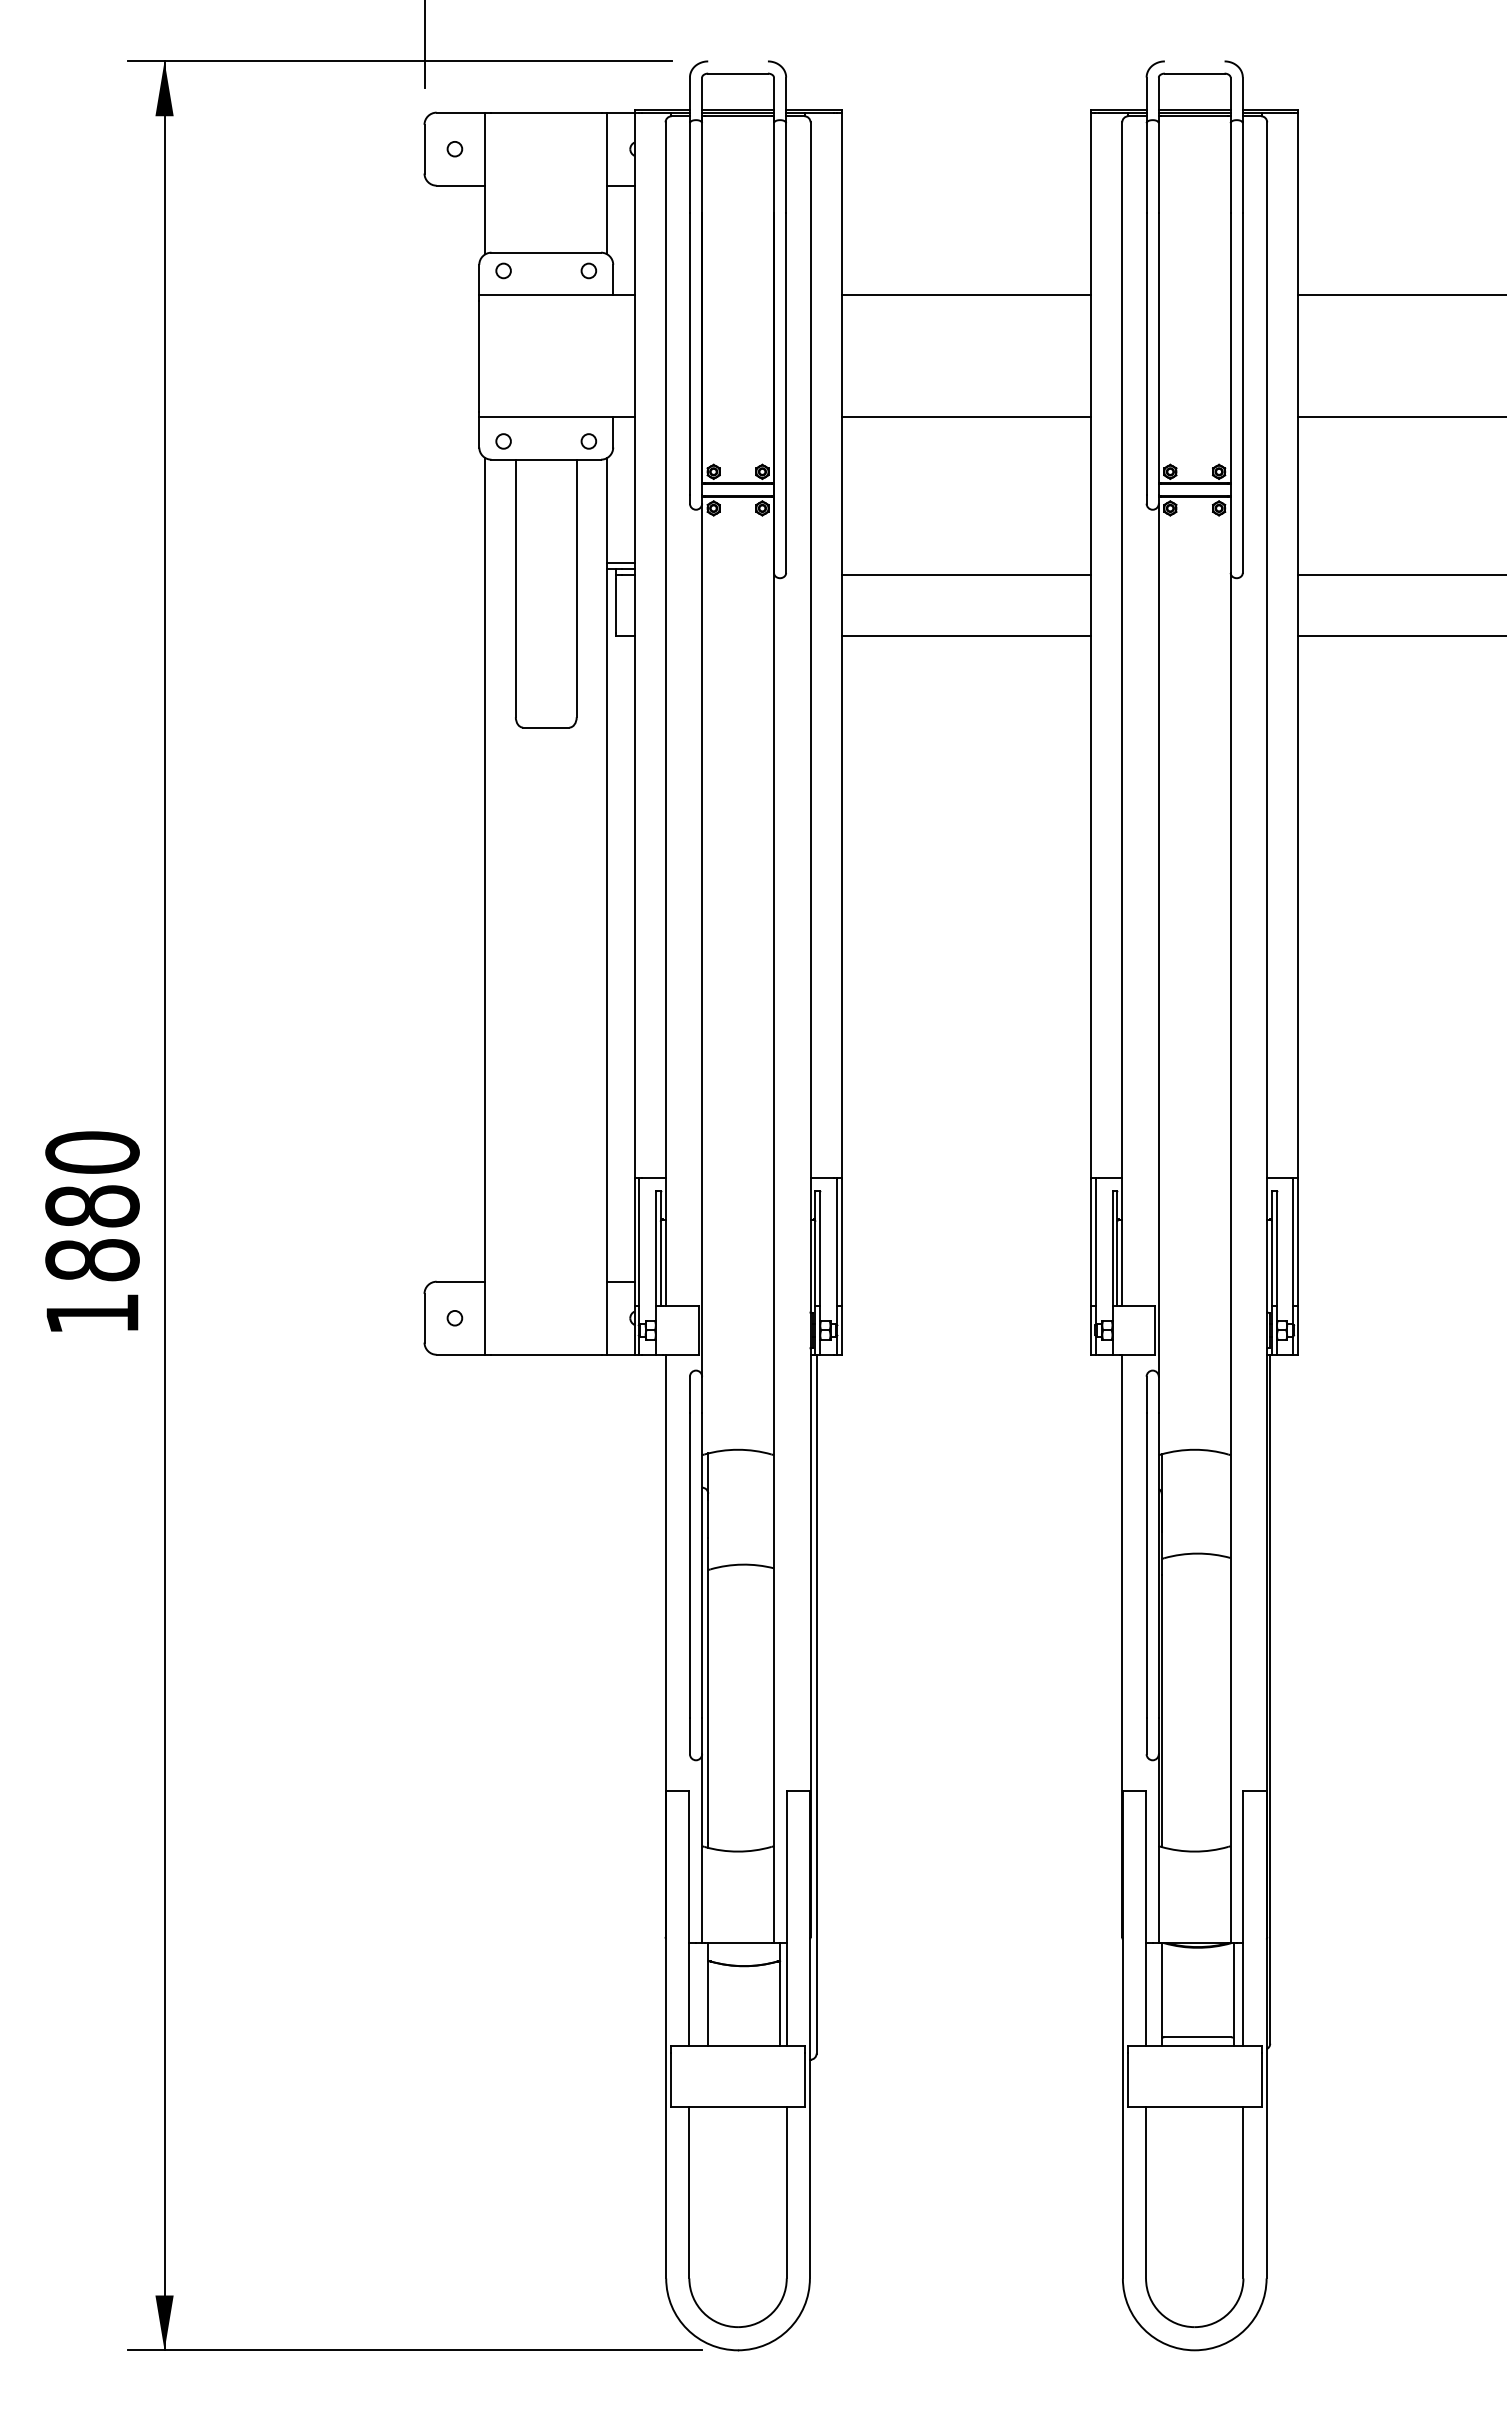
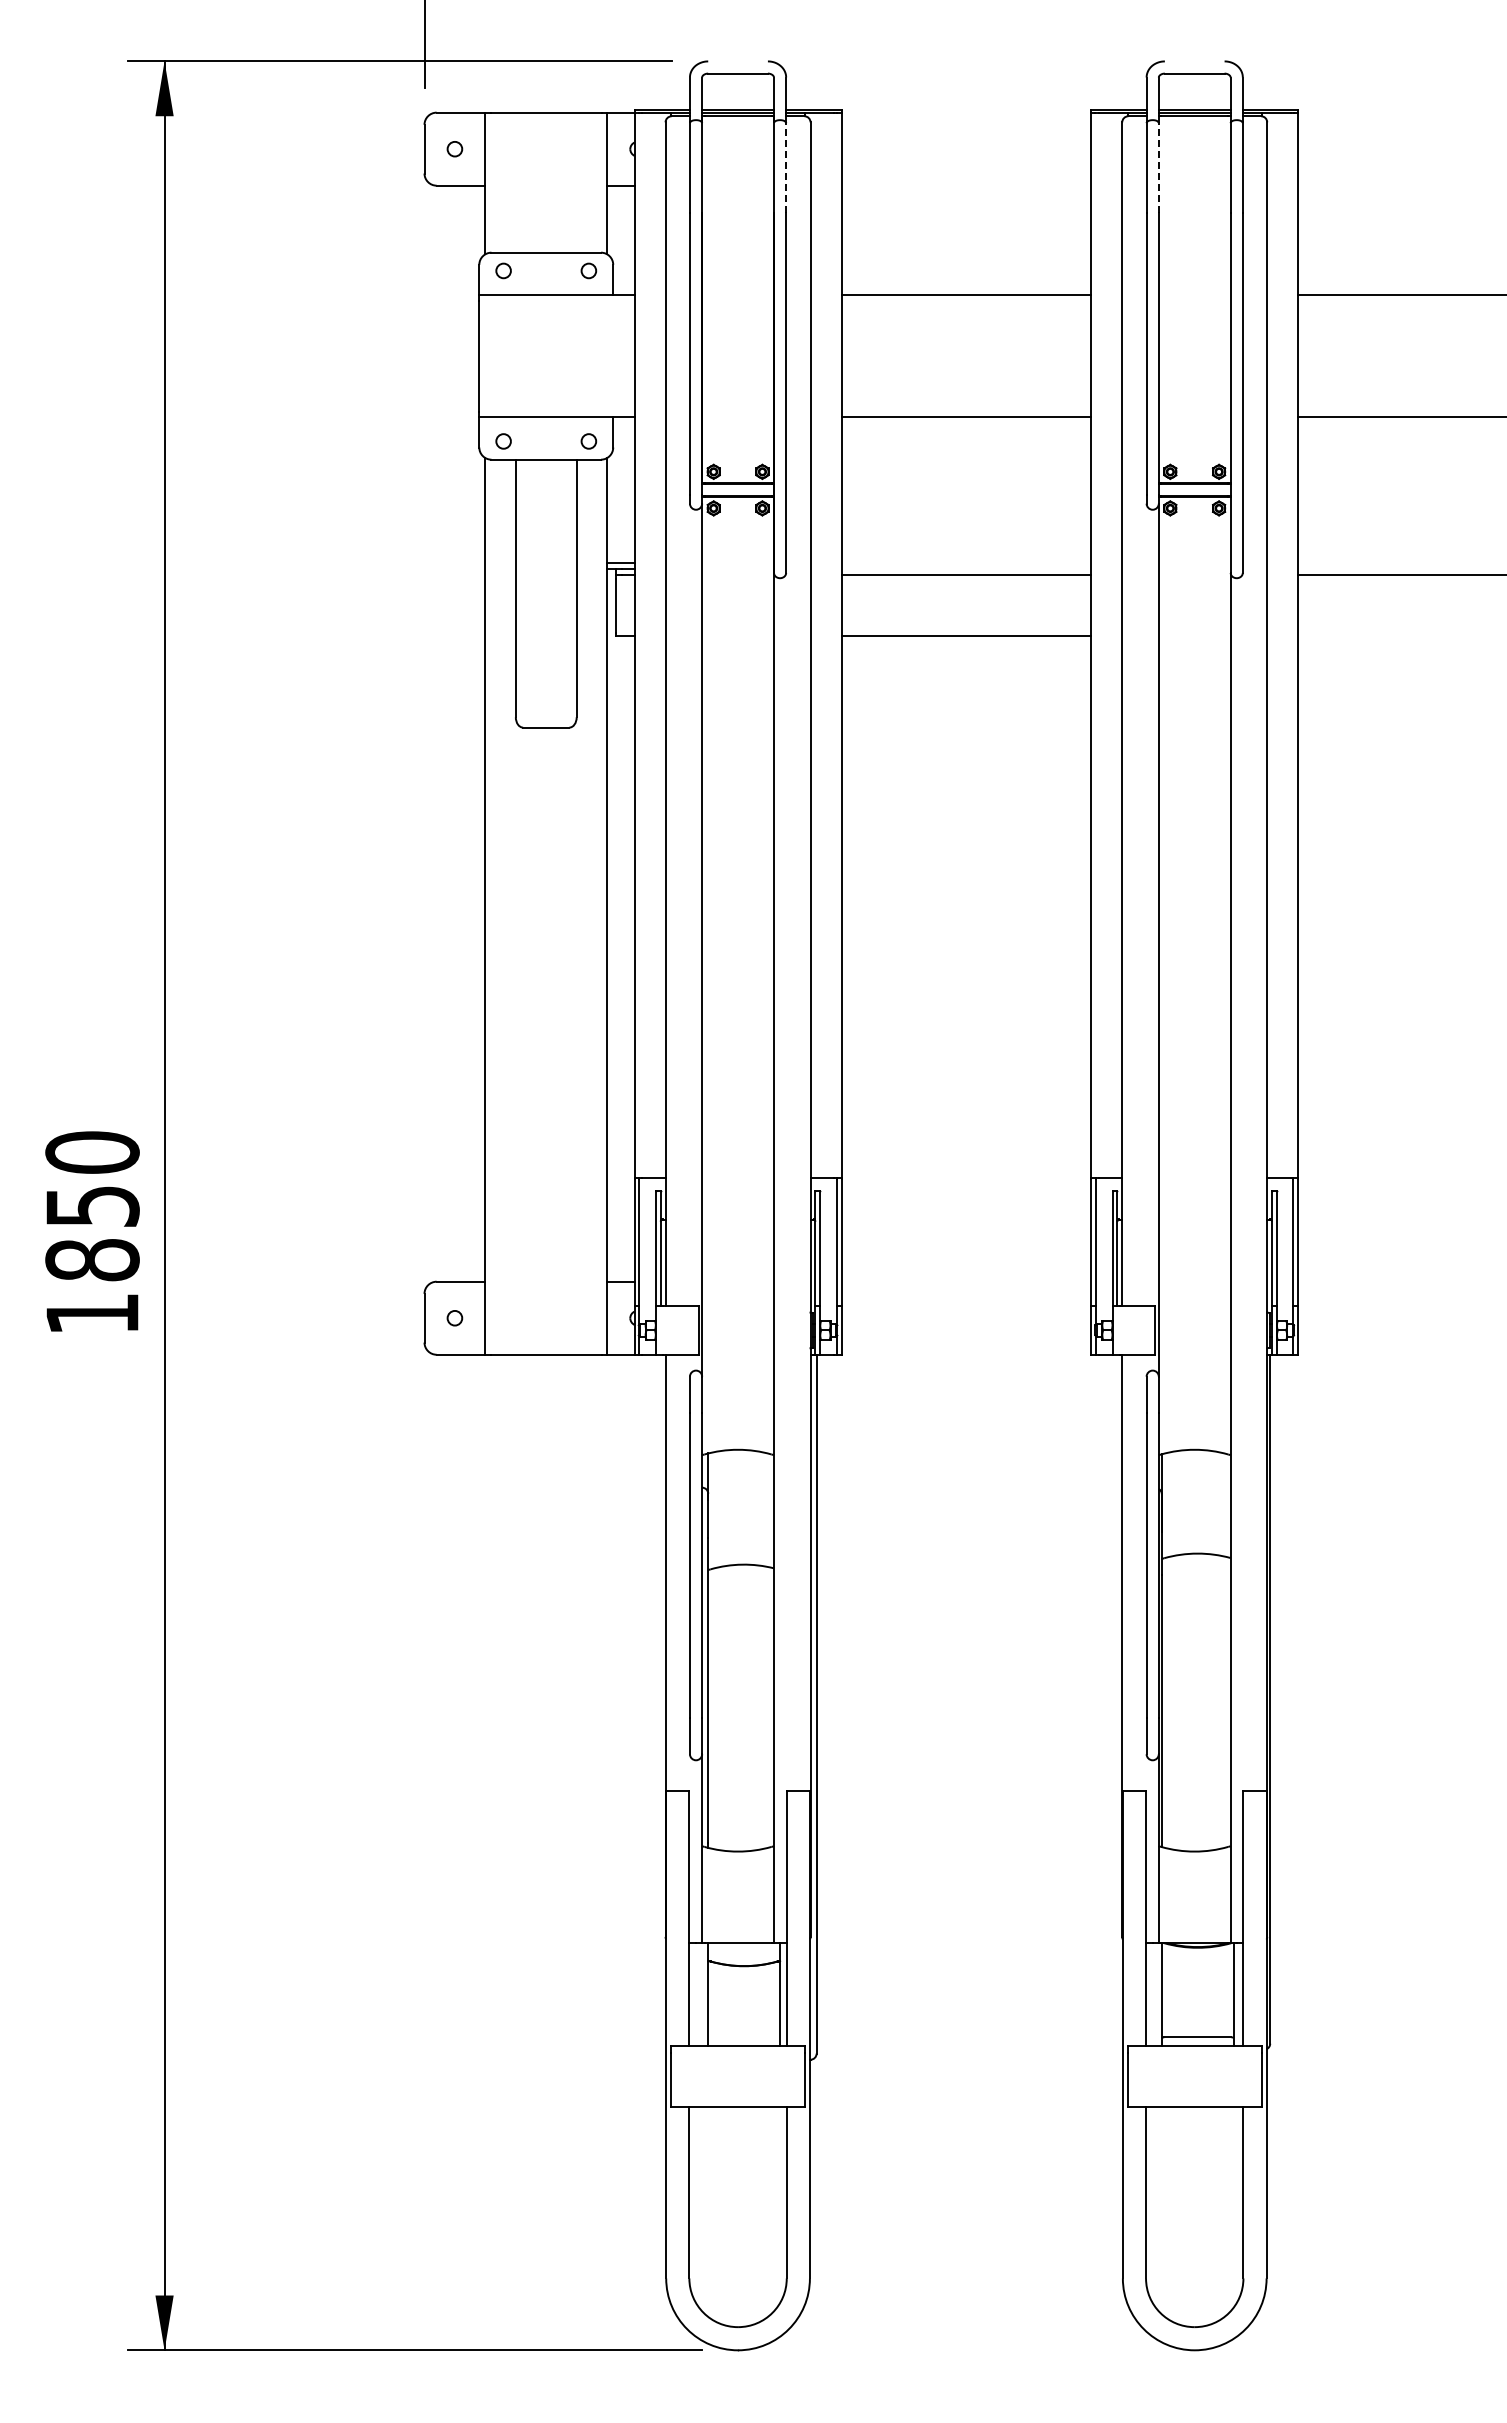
line: solid -> dashed (786, 167)
line: solid -> dashed (1158, 167)
line: present -> none (1400, 636)
text: 1880 -> 1850 (92, 1206)
